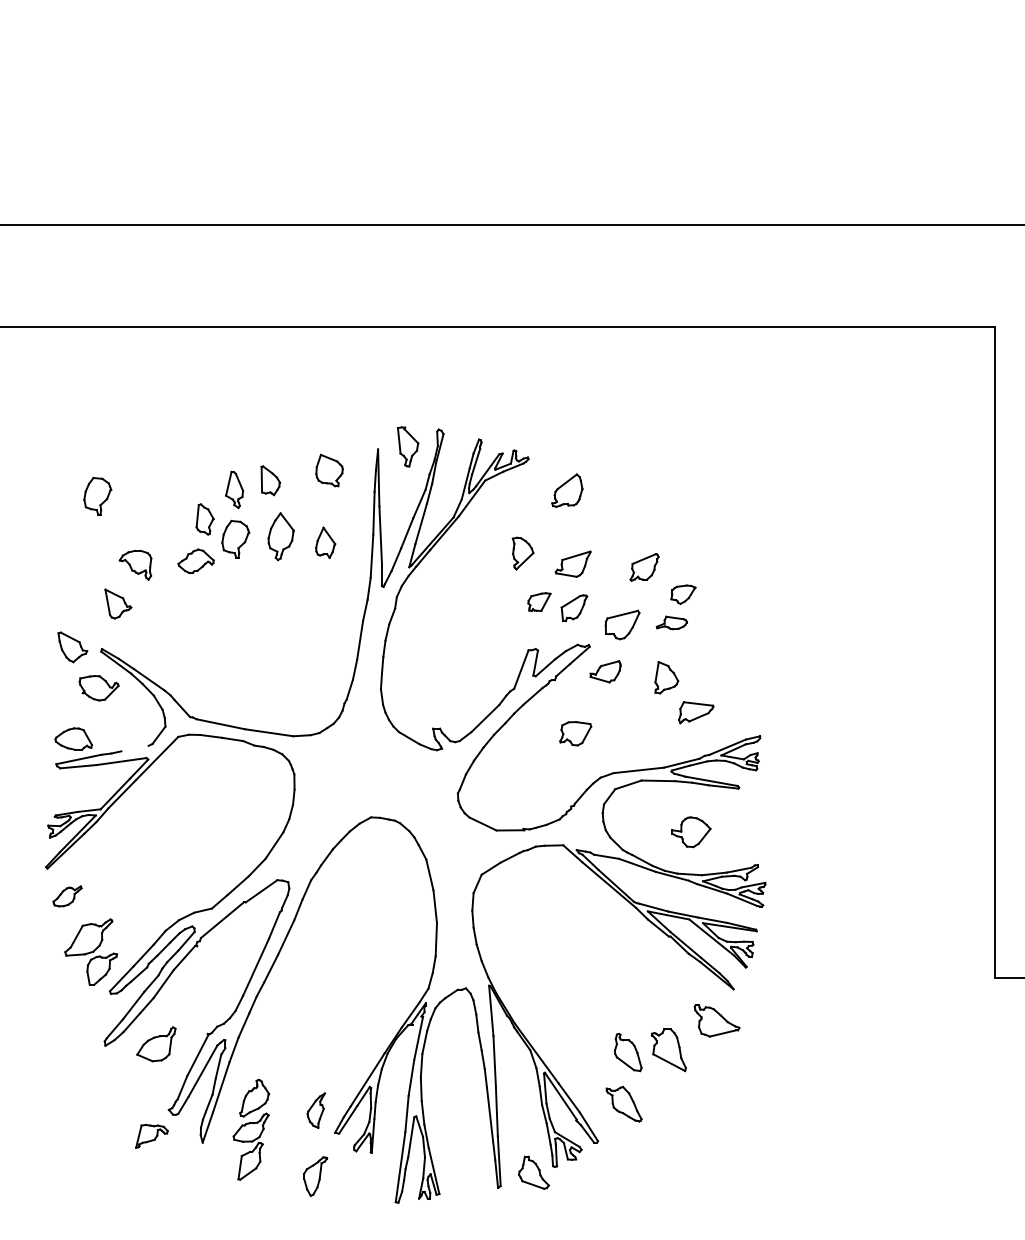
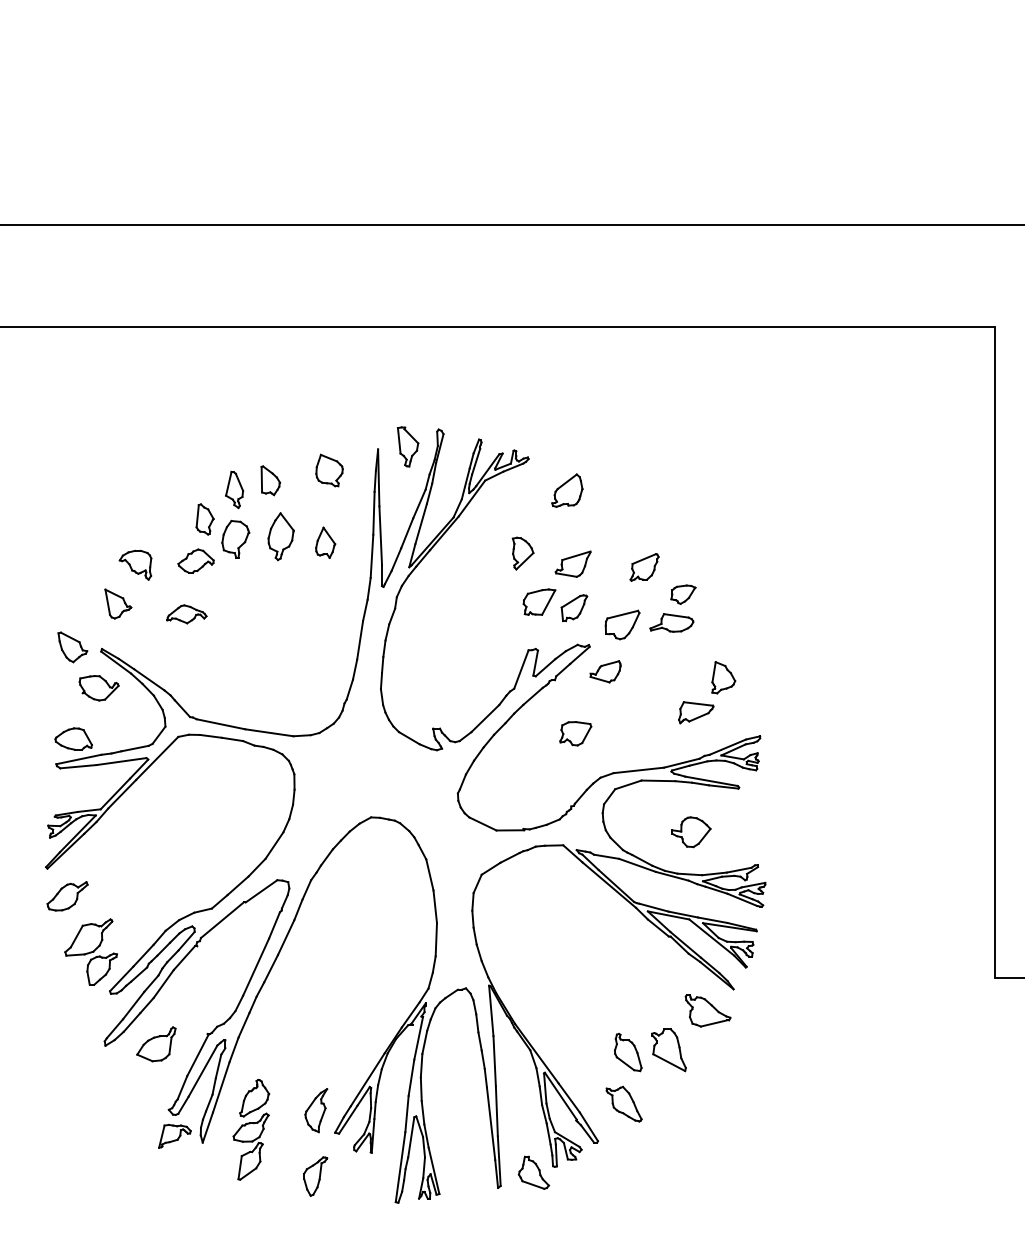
part: present -> none (97, 495)
part size: 25x20 px -> 35x28 px (539, 601)
part: none -> present (186, 614)
part size: 33x16 px -> 46x20 px (671, 622)
part position: (666, 677) -> (723, 677) (723, 677)
line: none -> present (134, 748)
part size: 31x23 px -> 43x31 px (67, 896)
part position: (716, 1020) -> (707, 1010) (707, 1010)
part size: 21x37 px -> 25x46 px (316, 1110)
part position: (151, 1136) -> (174, 1136) (174, 1136)
